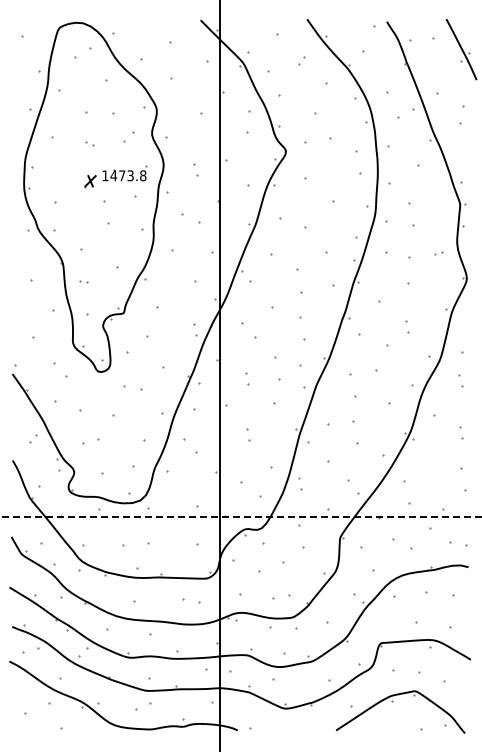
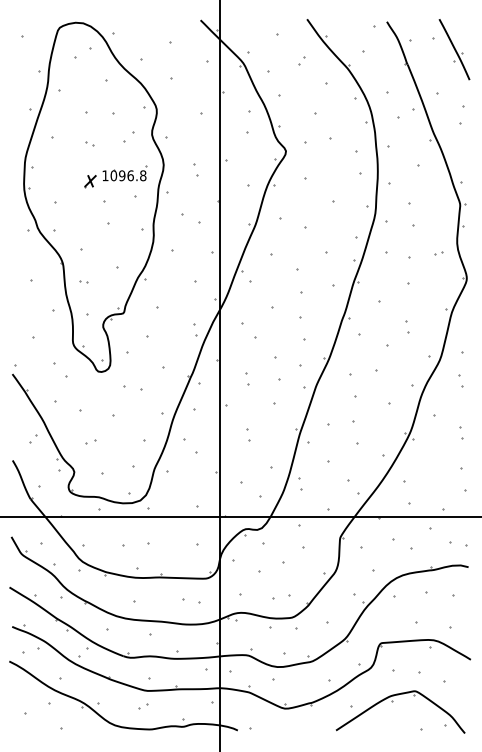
part position: (461, 49) -> (454, 49) (454, 49)
text: 1473.8 -> 1096.8 (121, 175)
part size: 18x7 px -> 12x6 px (90, 441)
line: dashed -> solid (240, 516)
part size: 17x9 px -> 11x7 px (143, 706)
